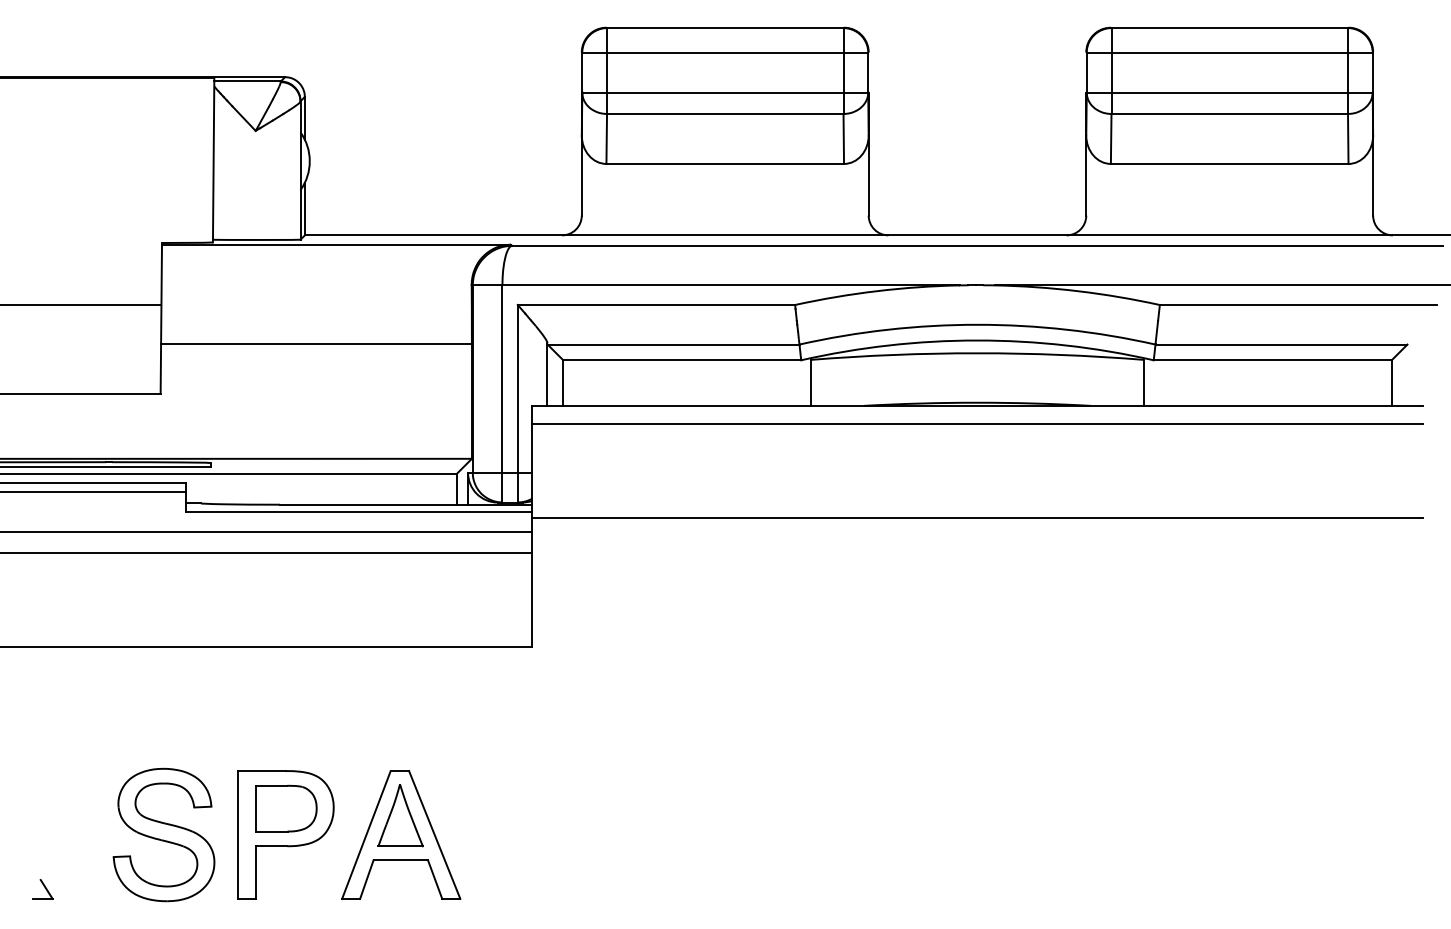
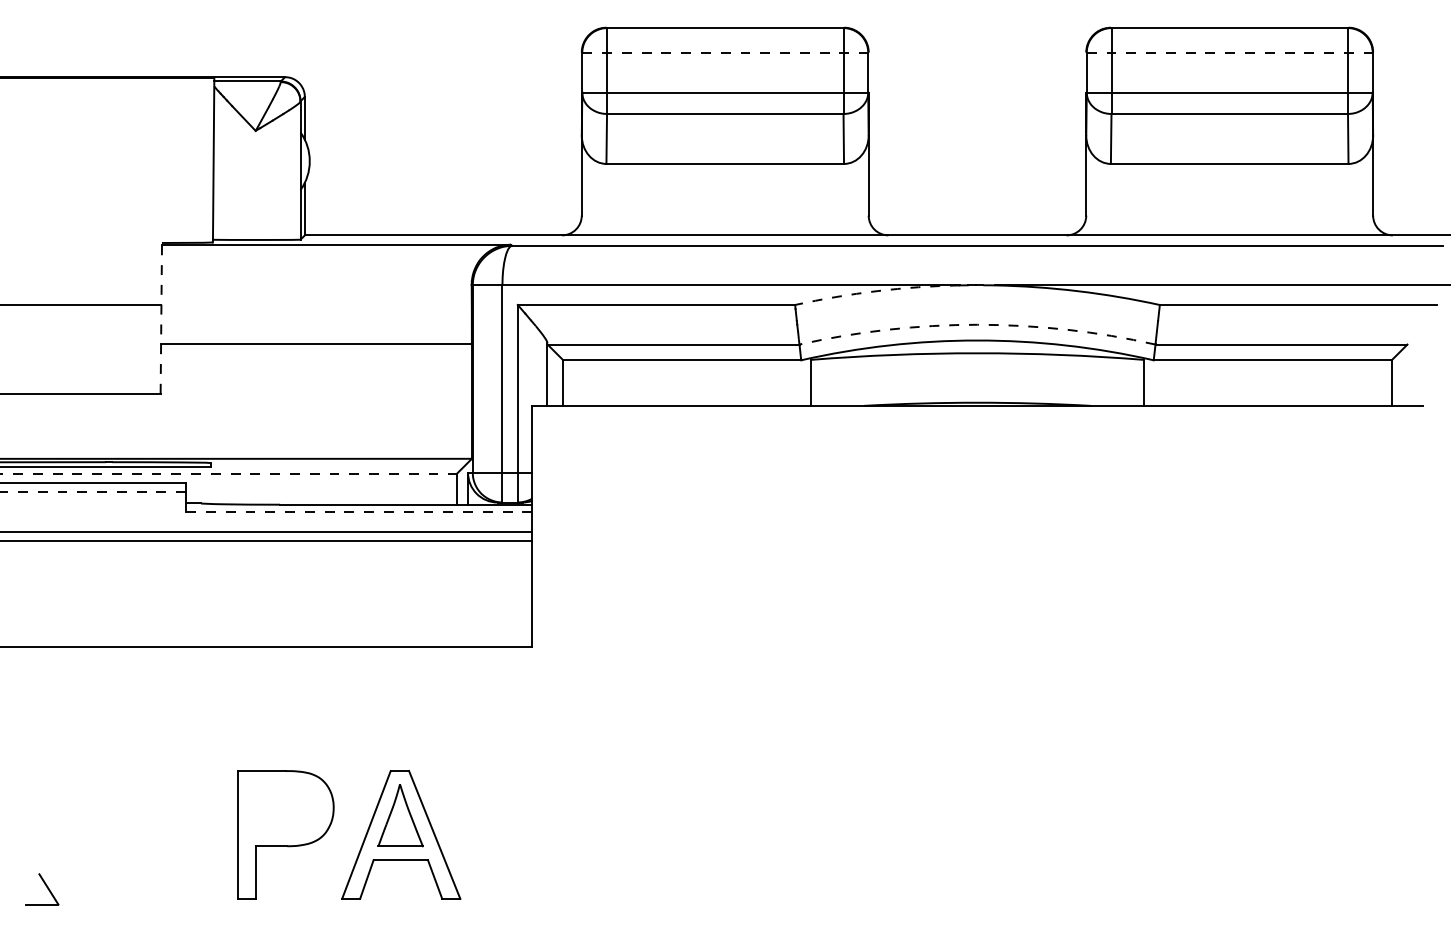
line: solid -> dashed (725, 52)
line: solid -> dashed (1229, 52)
arc: solid -> dashed (877, 291)
line: solid -> dashed (161, 317)
arc: solid -> dashed (977, 324)
line: present -> none (977, 424)
line: solid -> dashed (229, 473)
line: solid -> dashed (93, 492)
line: solid -> dashed (359, 512)
line: present -> none (977, 518)
line position: (267, 552) -> (267, 540) (267, 540)
part: present -> none (286, 808)
part: present -> none (163, 834)
part size: 22x21 px -> 35x33 px (42, 889)
